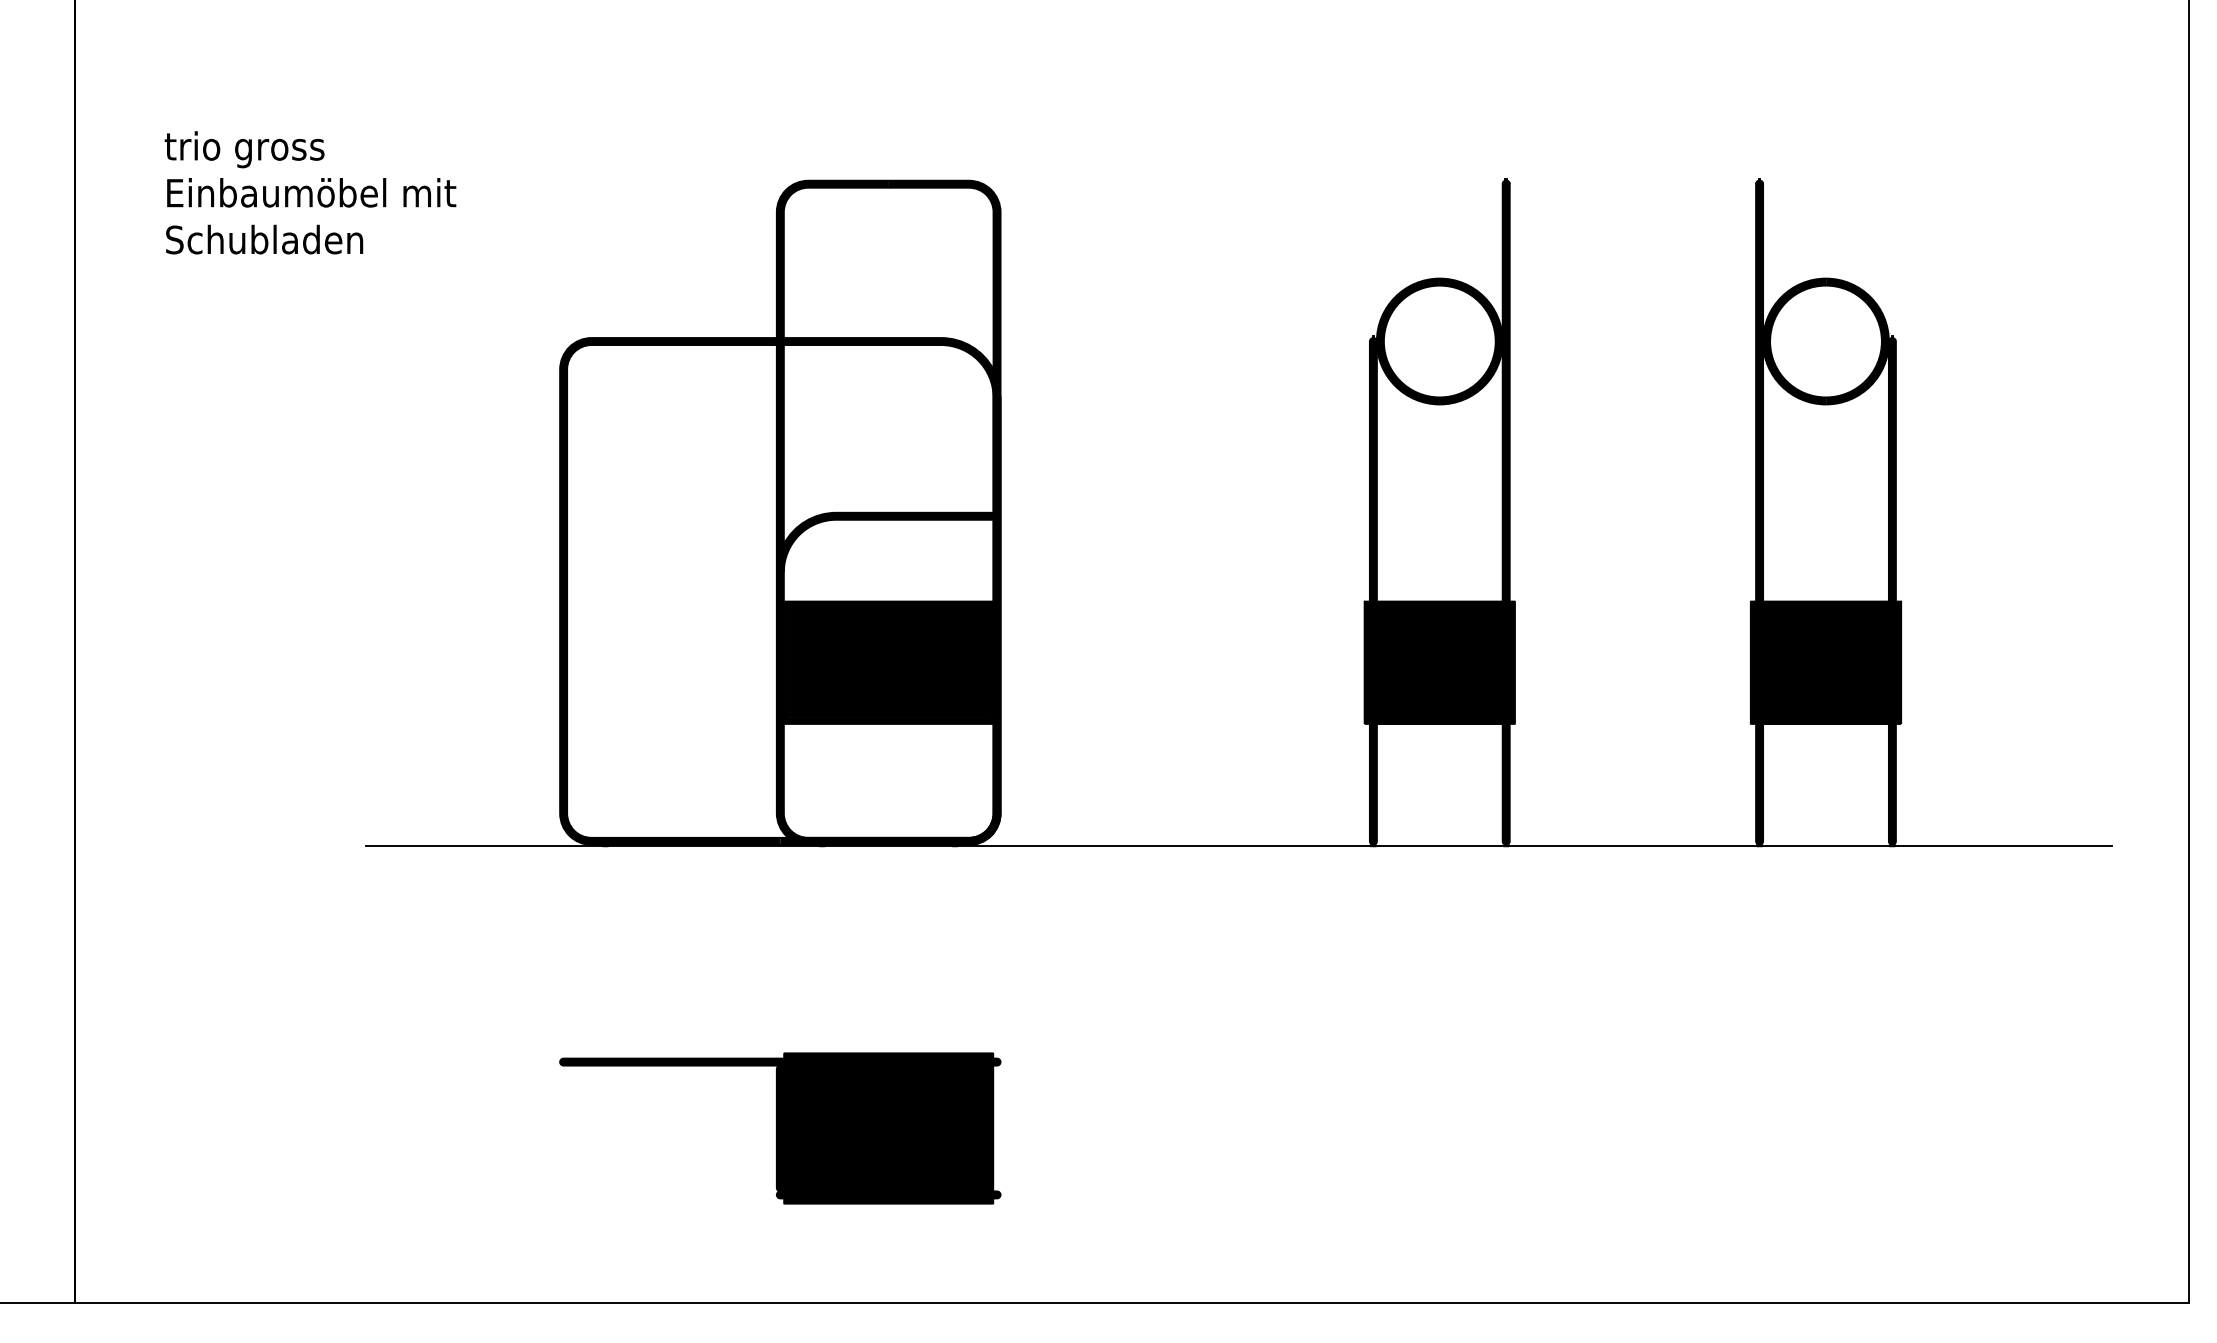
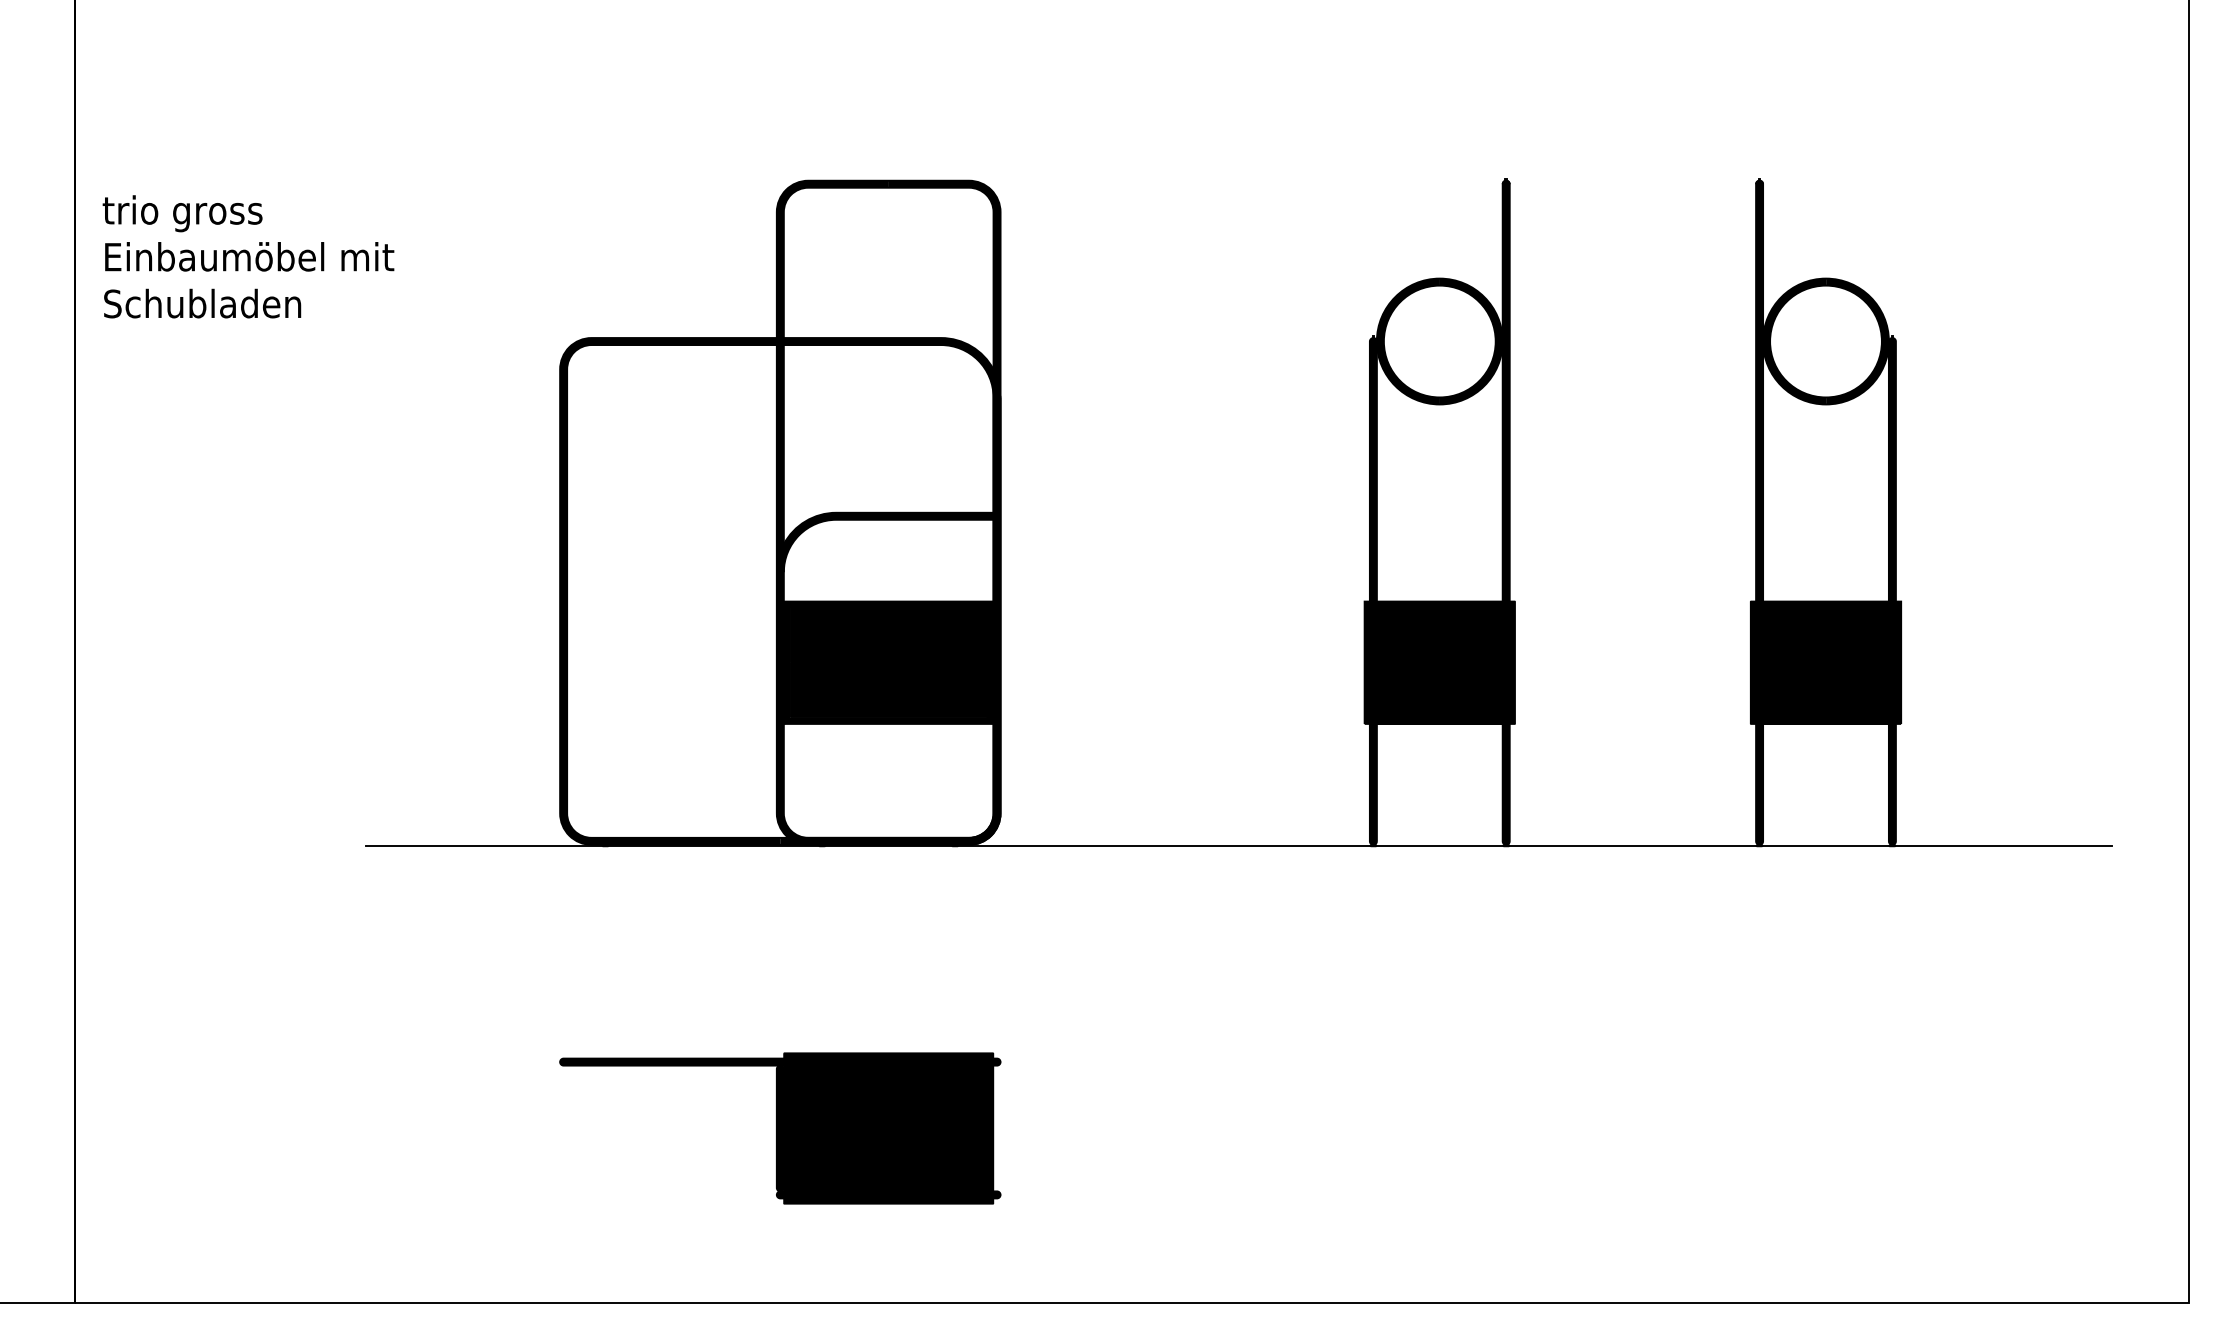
text position: (310, 192) -> (248, 256) (248, 256)
